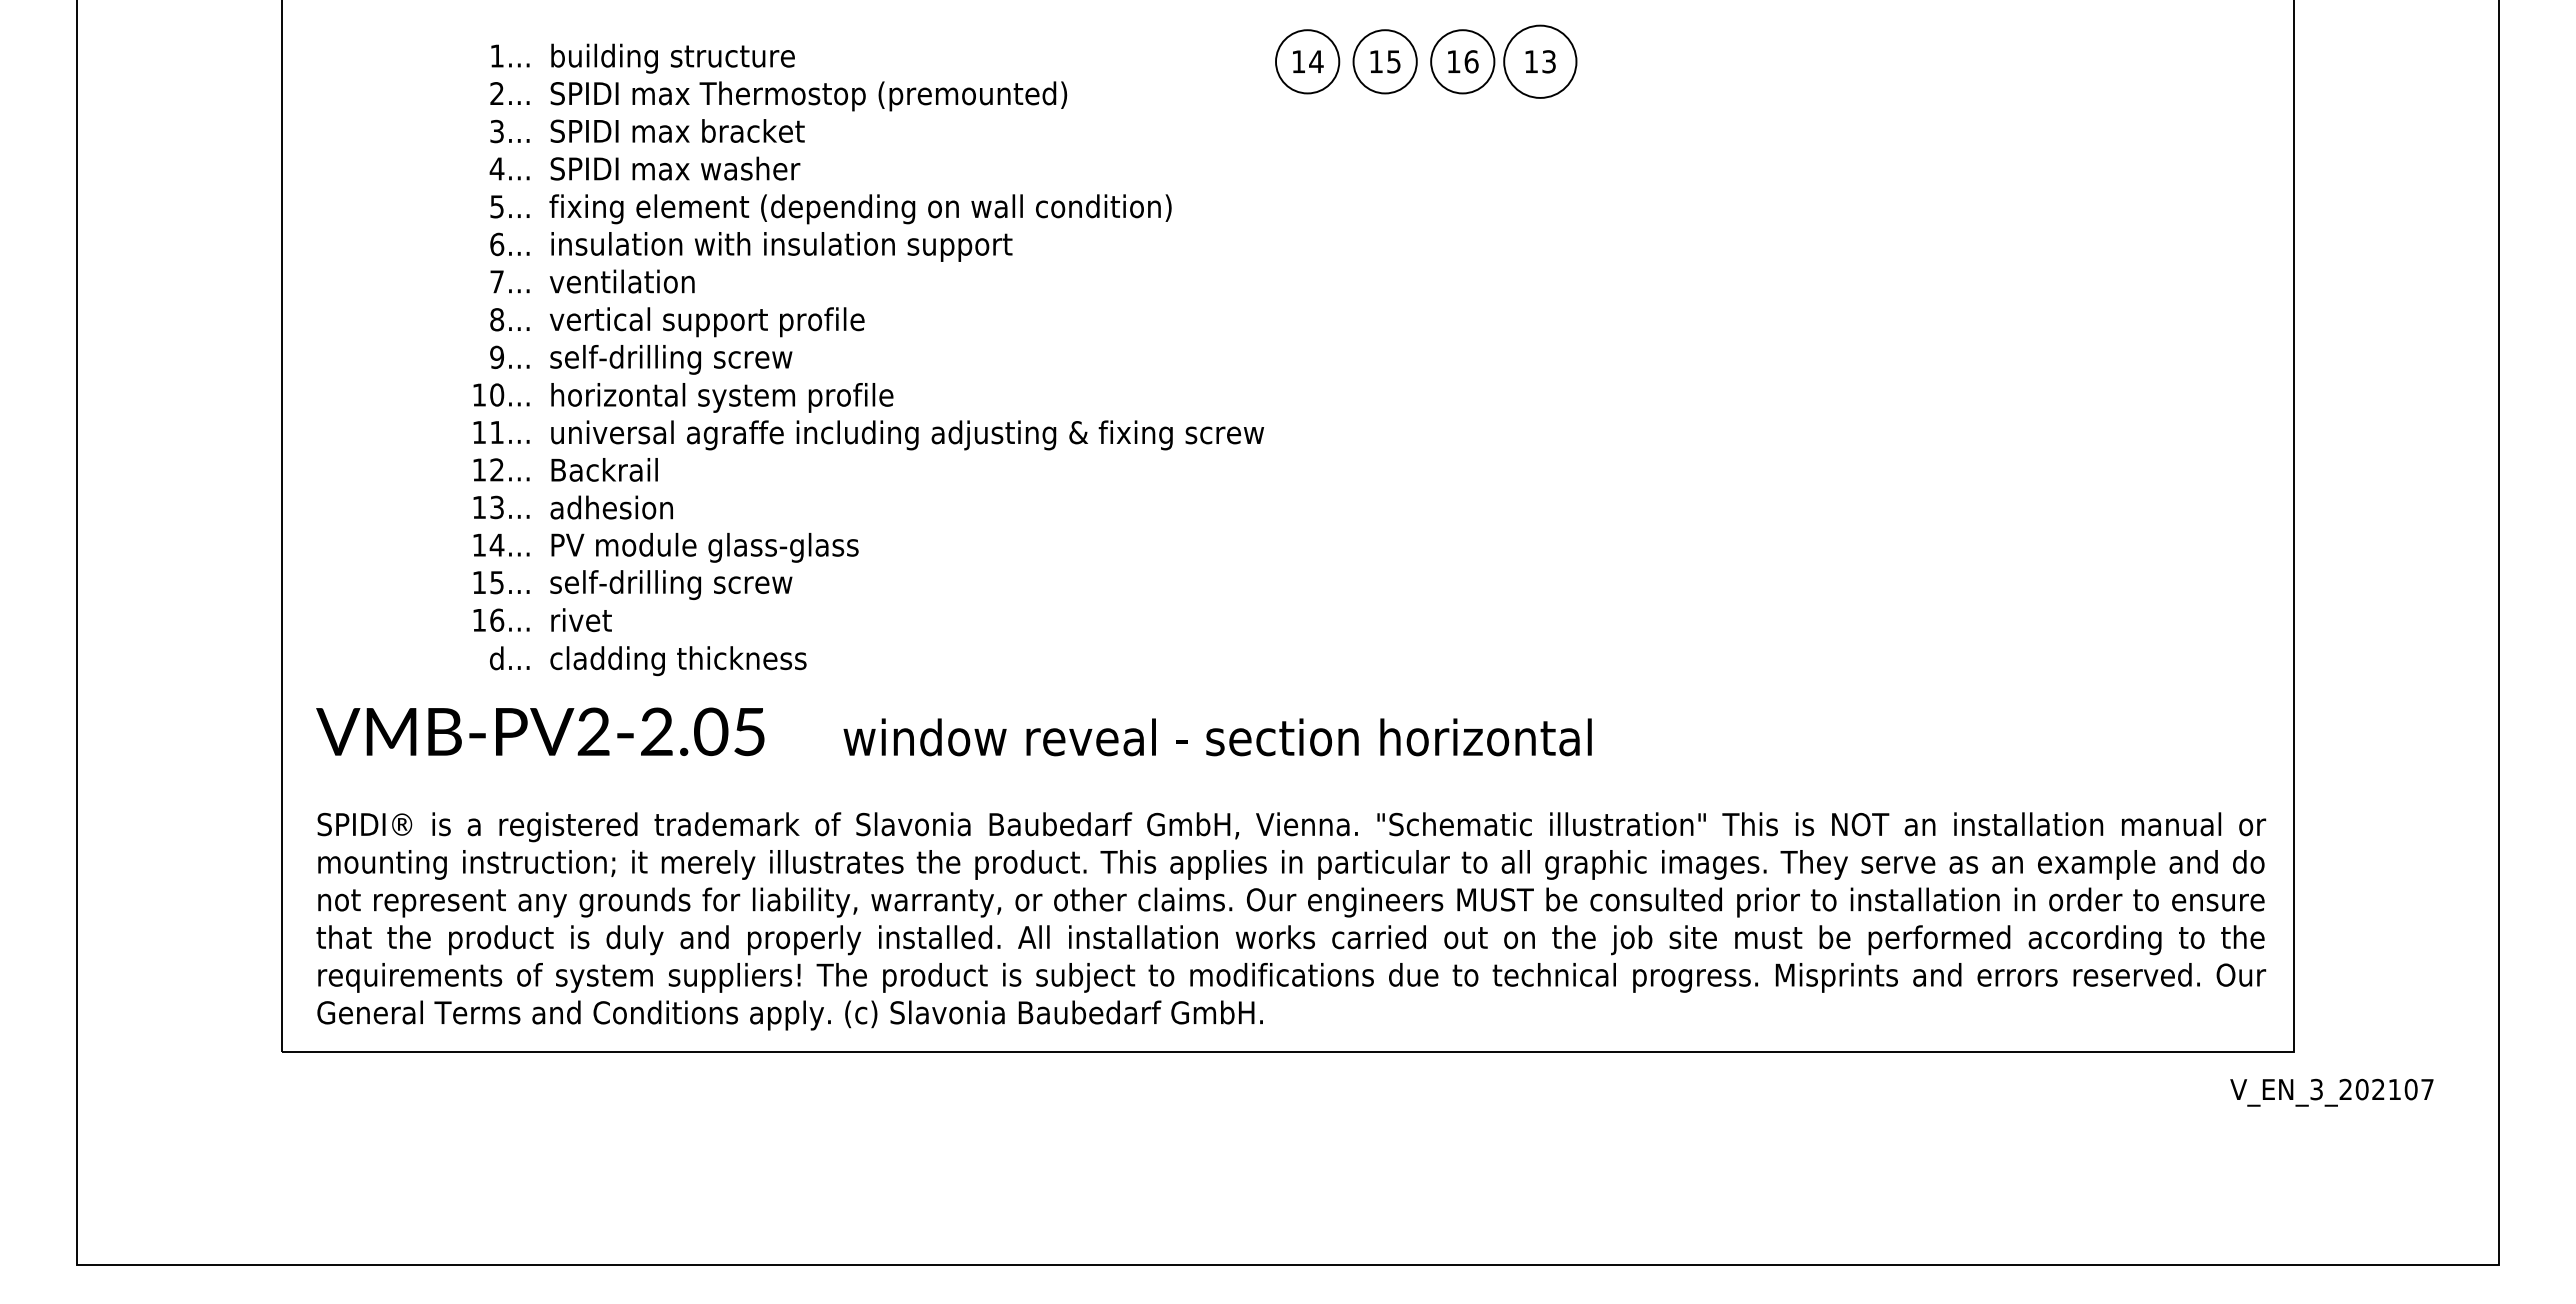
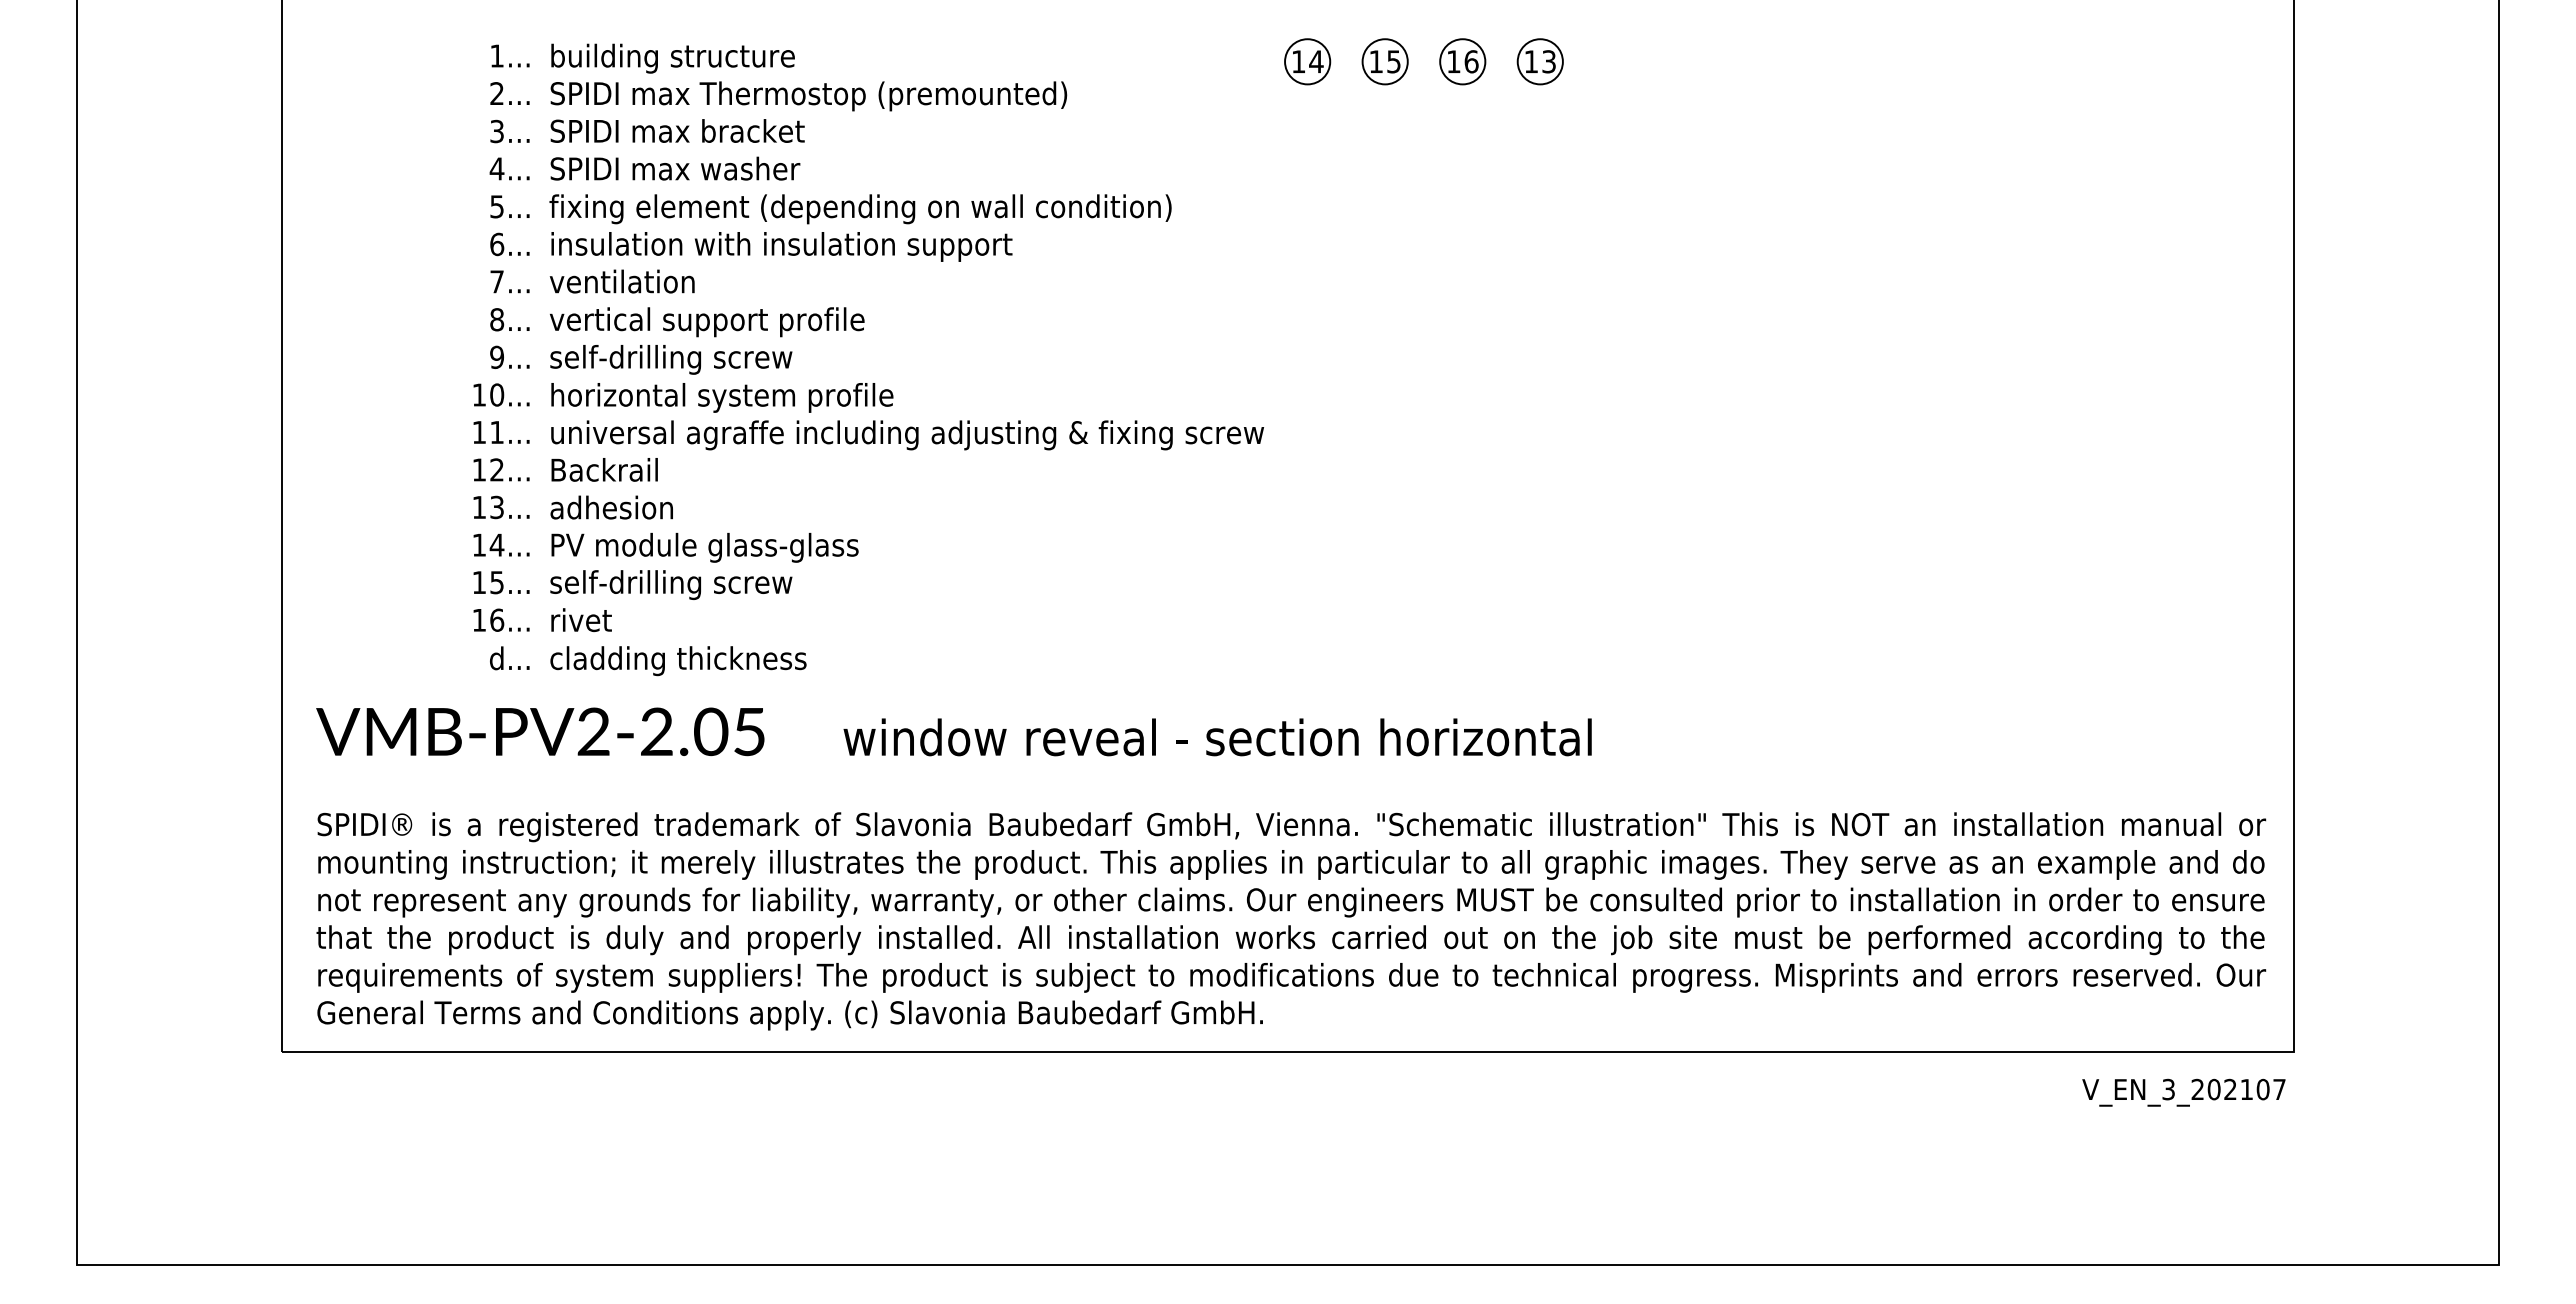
circle diameter: 63 px -> 45 px (1307, 61)
circle diameter: 63 px -> 45 px (1384, 61)
circle diameter: 63 px -> 45 px (1462, 61)
circle diameter: 72 px -> 45 px (1539, 61)
text position: (2331, 1092) -> (2183, 1092) (2183, 1092)
